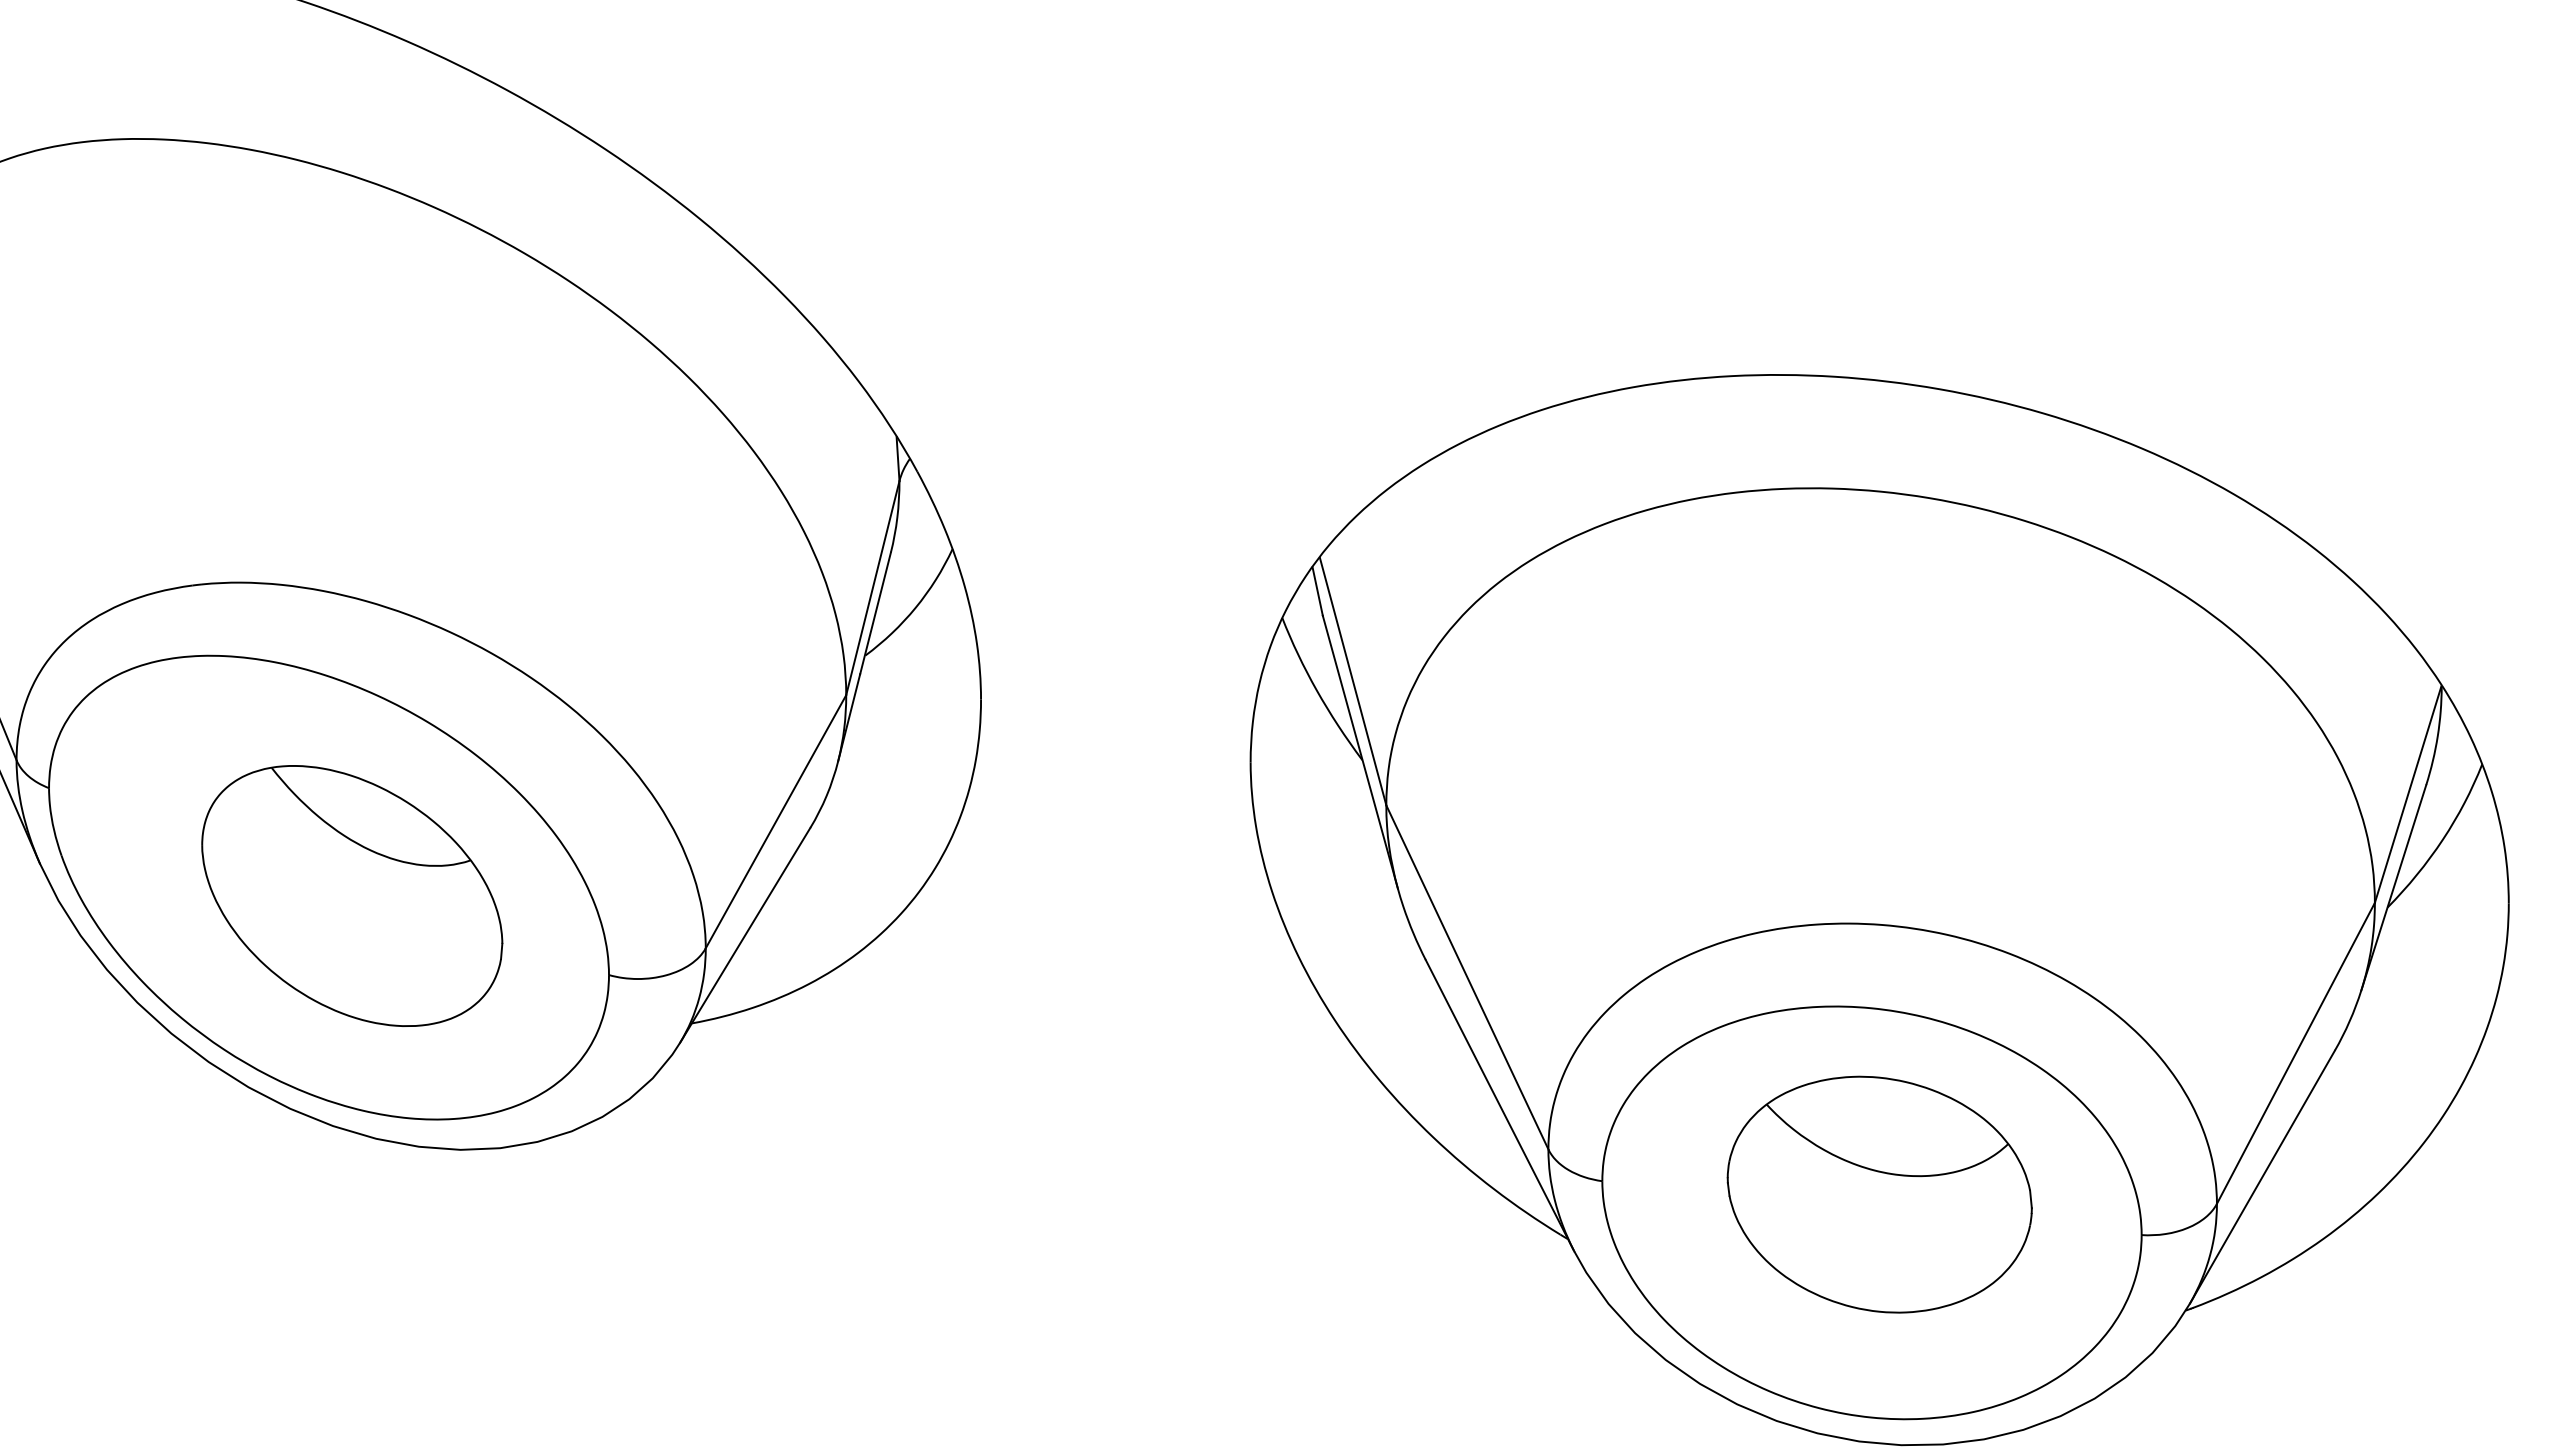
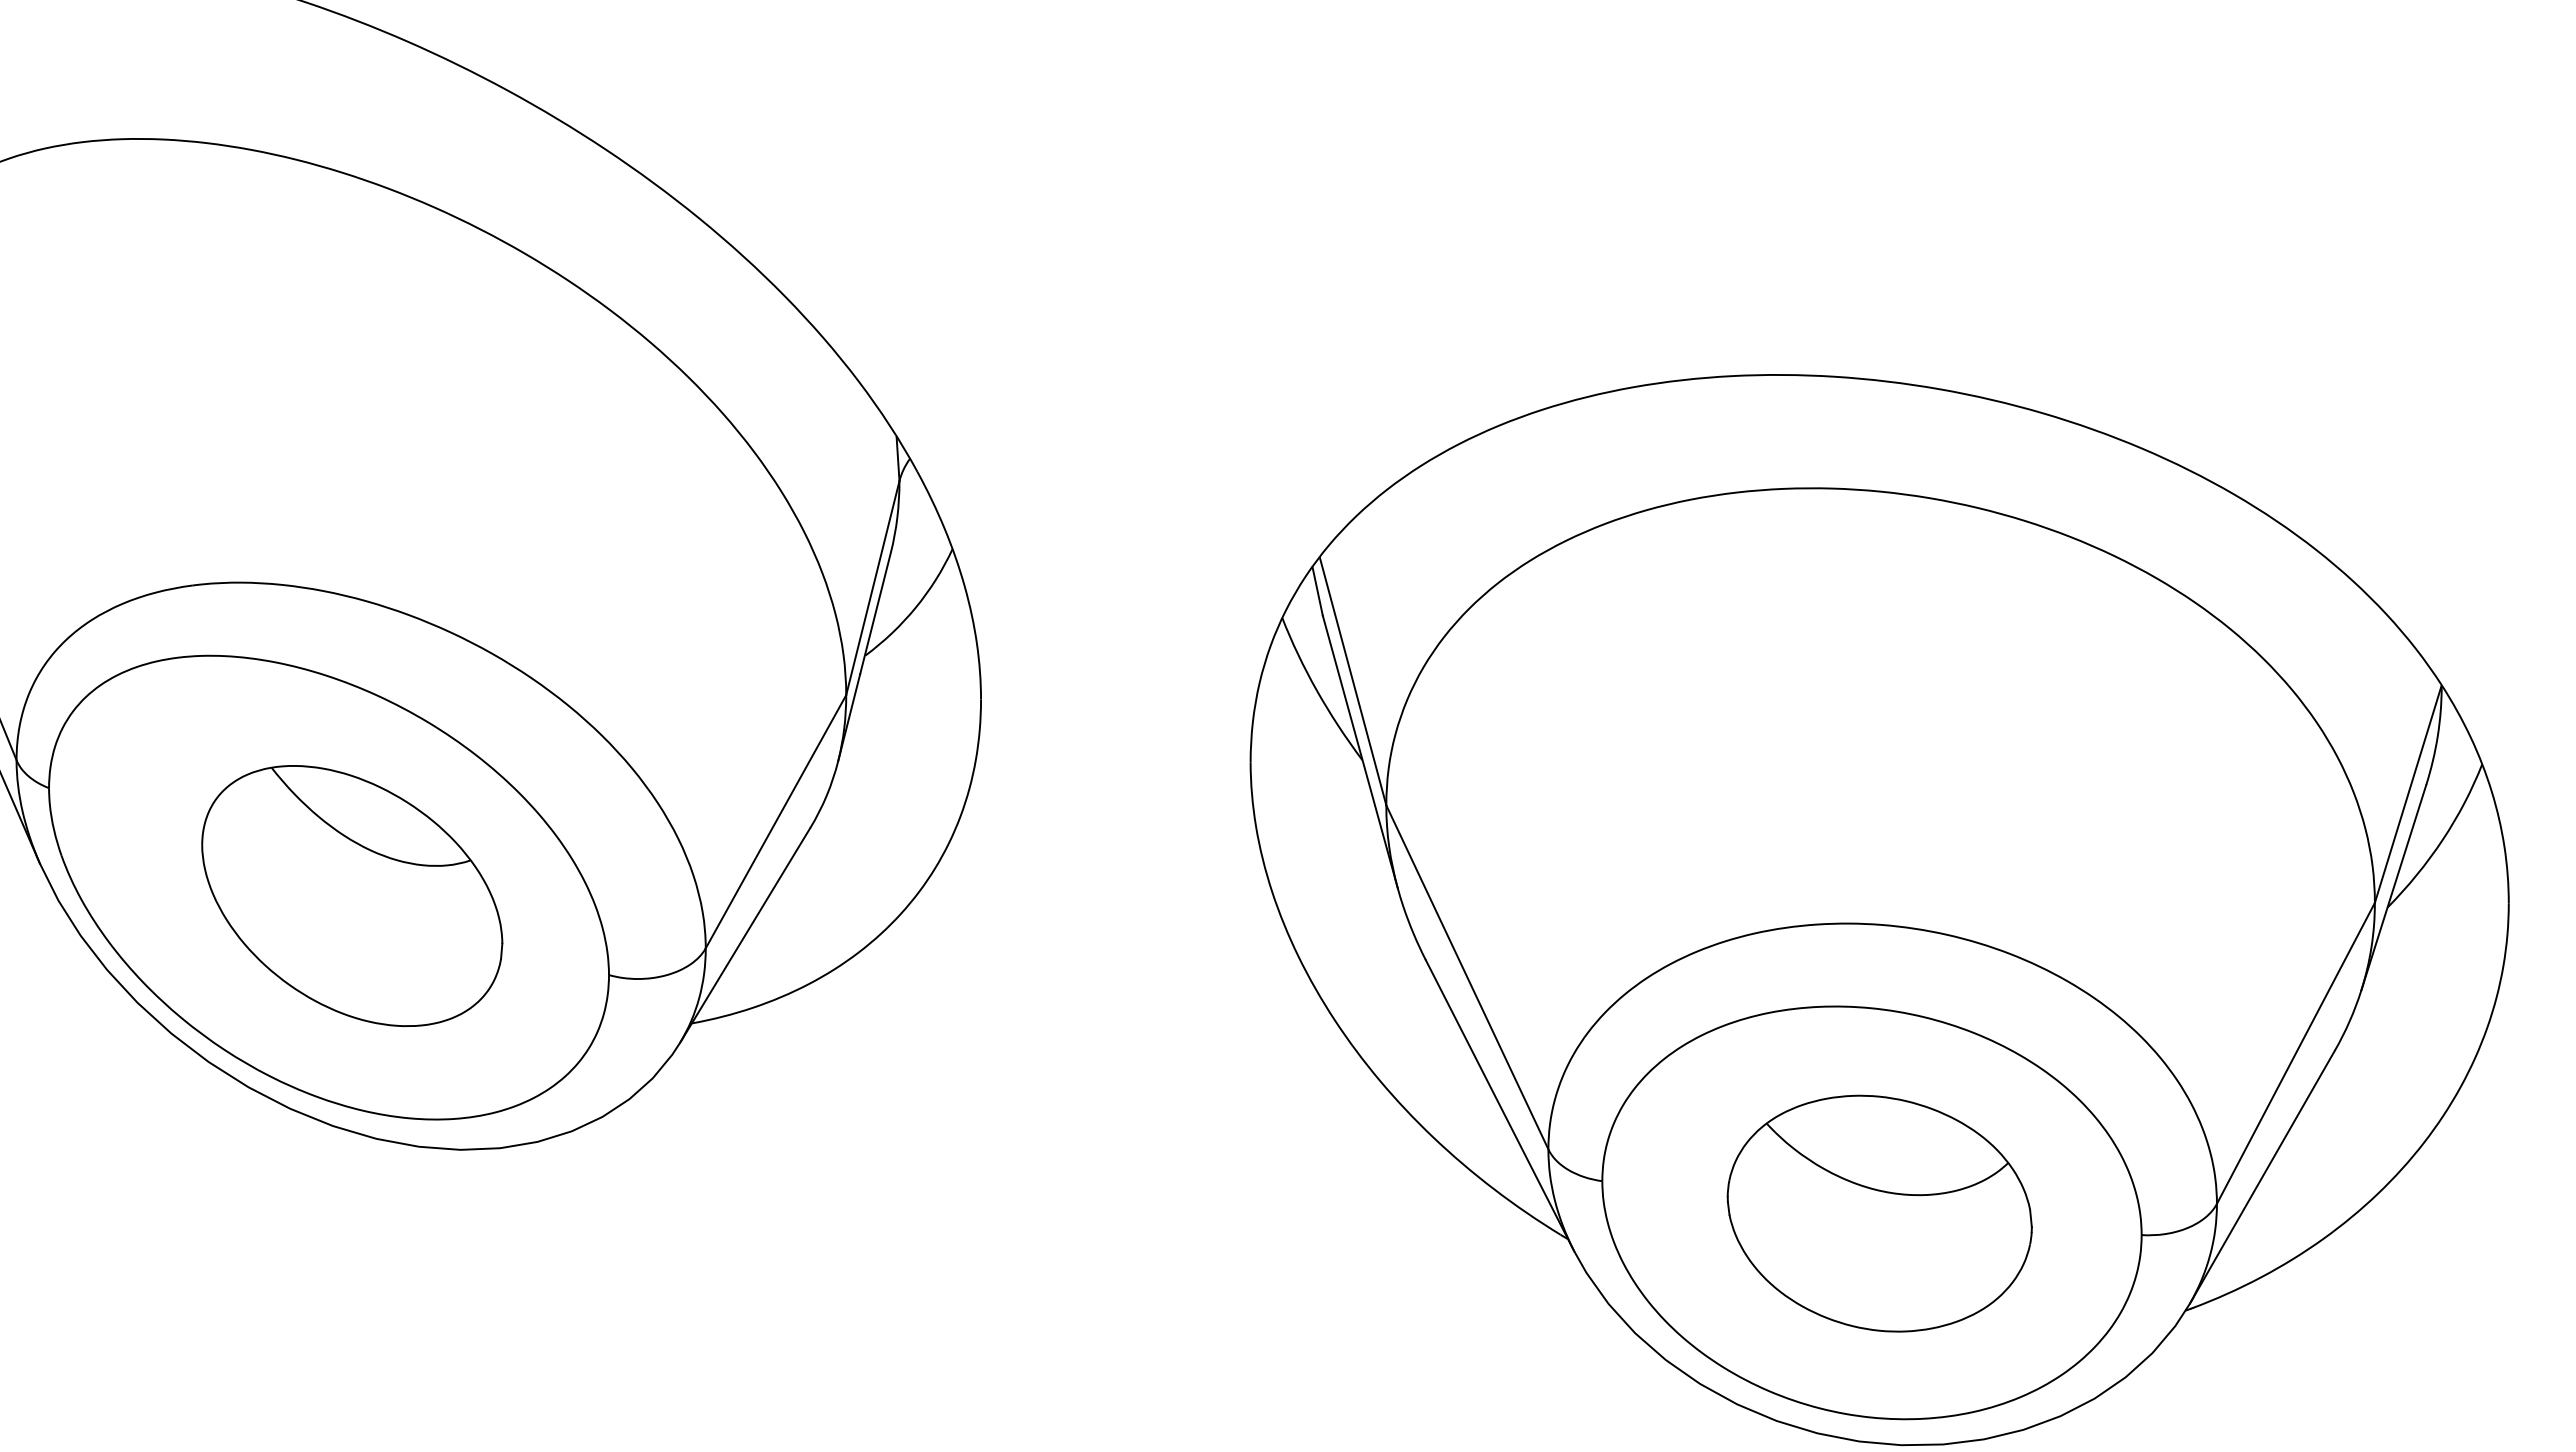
part position: (1879, 1194) -> (1879, 1213) (1879, 1213)
